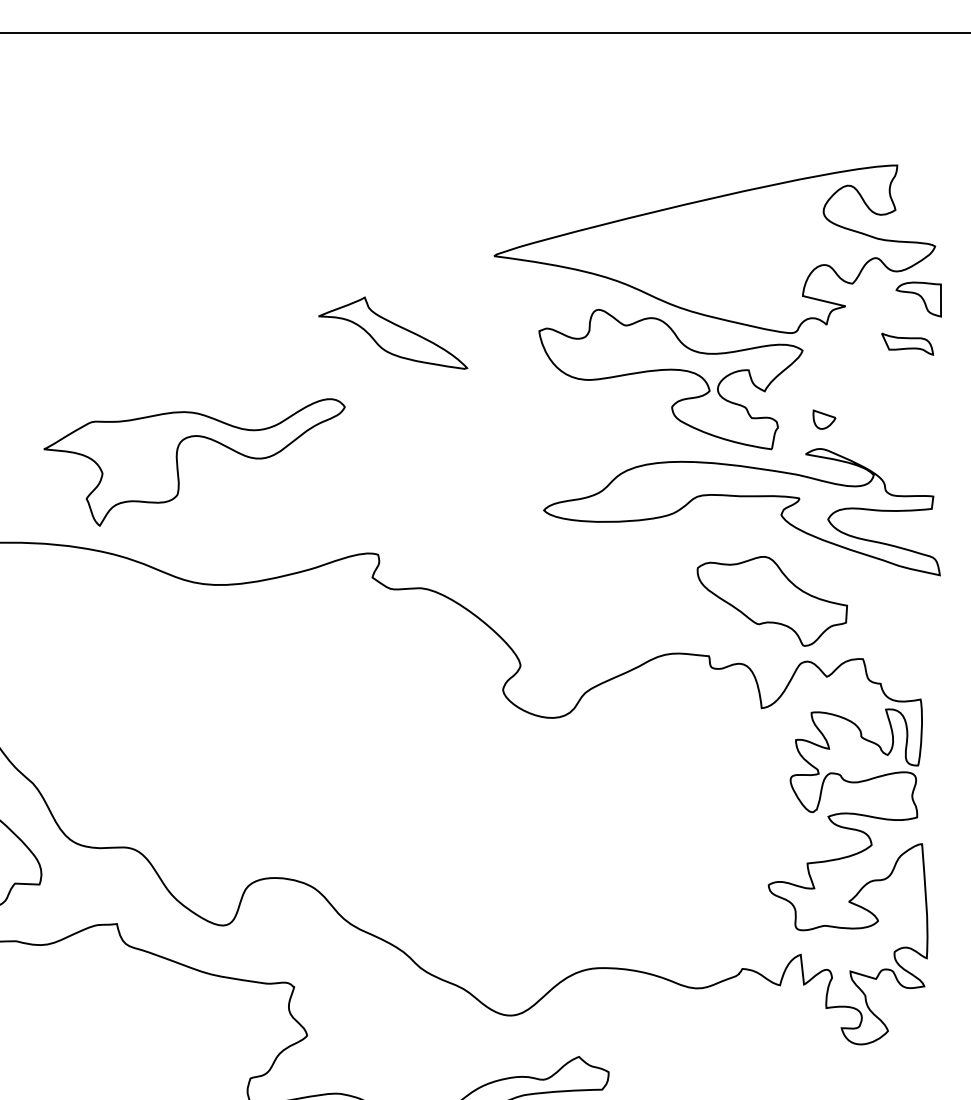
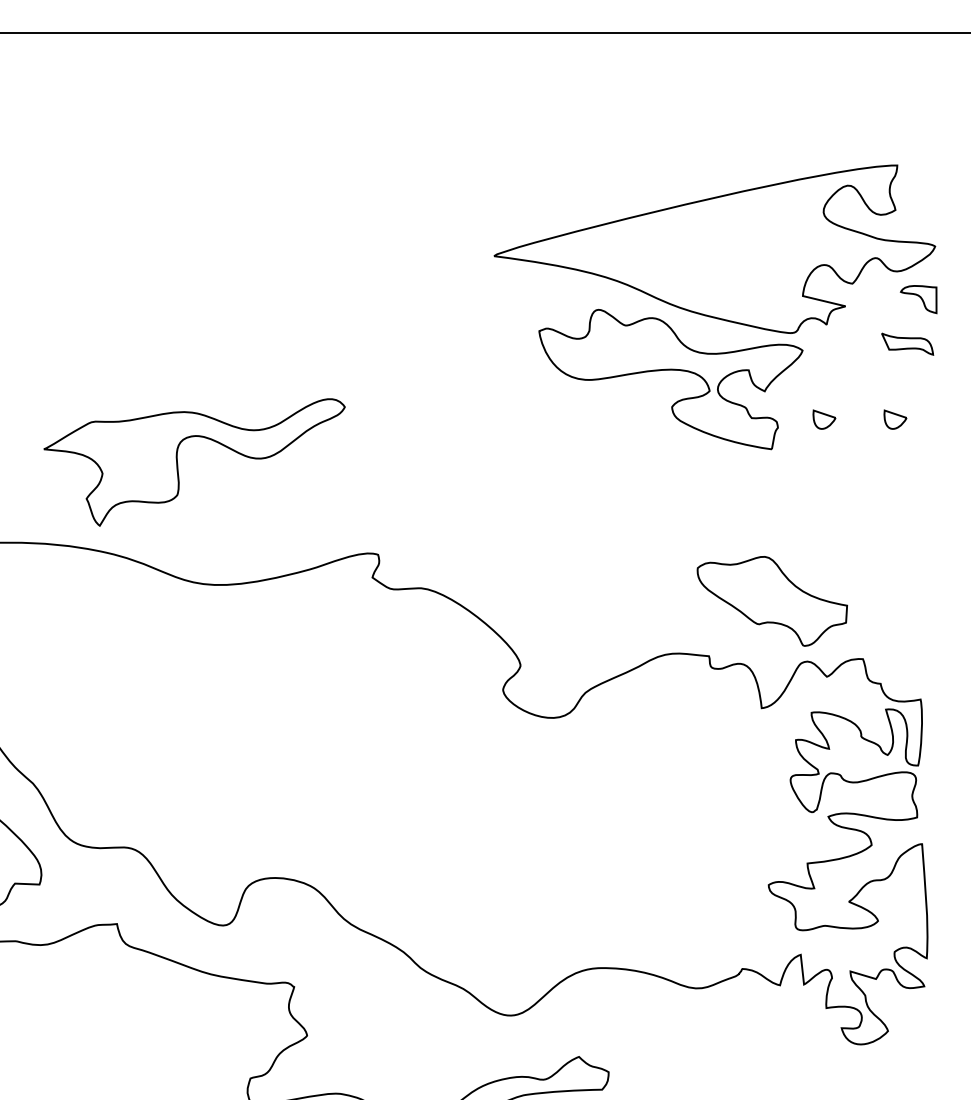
part size: 47x37 px -> 39x30 px (918, 299)
part: present -> none (393, 332)
part: none -> present (895, 419)
part: present -> none (741, 497)
